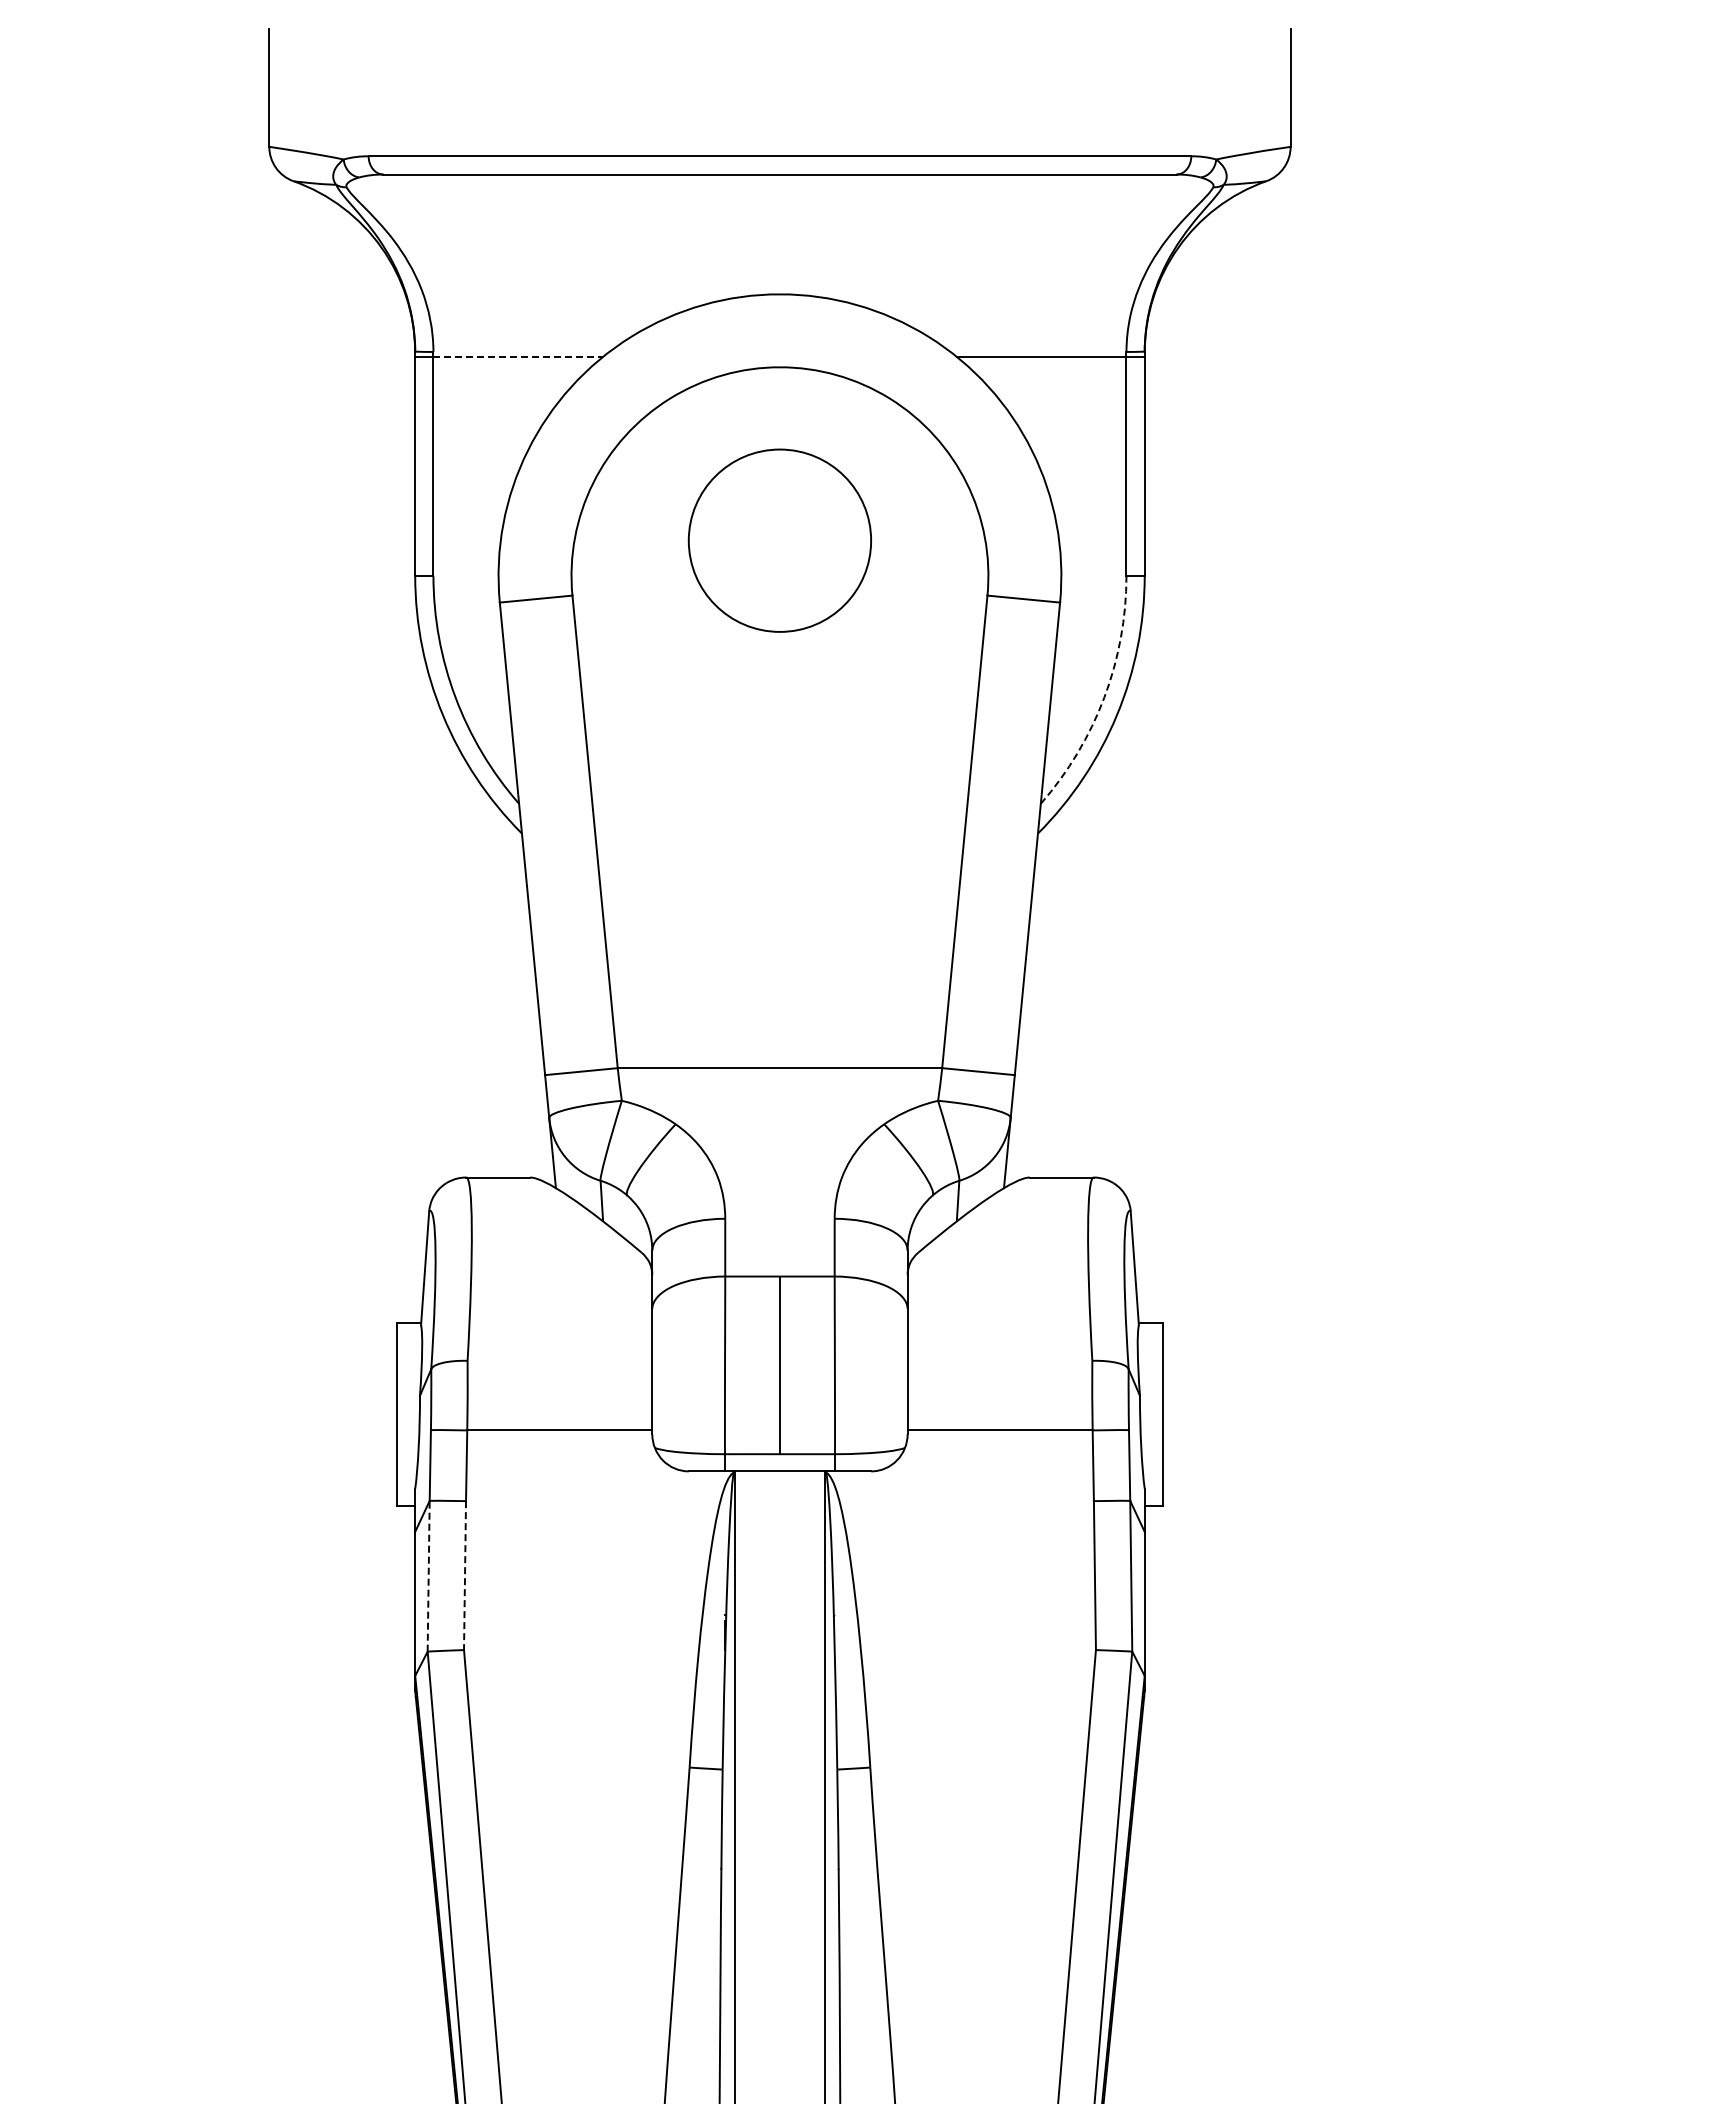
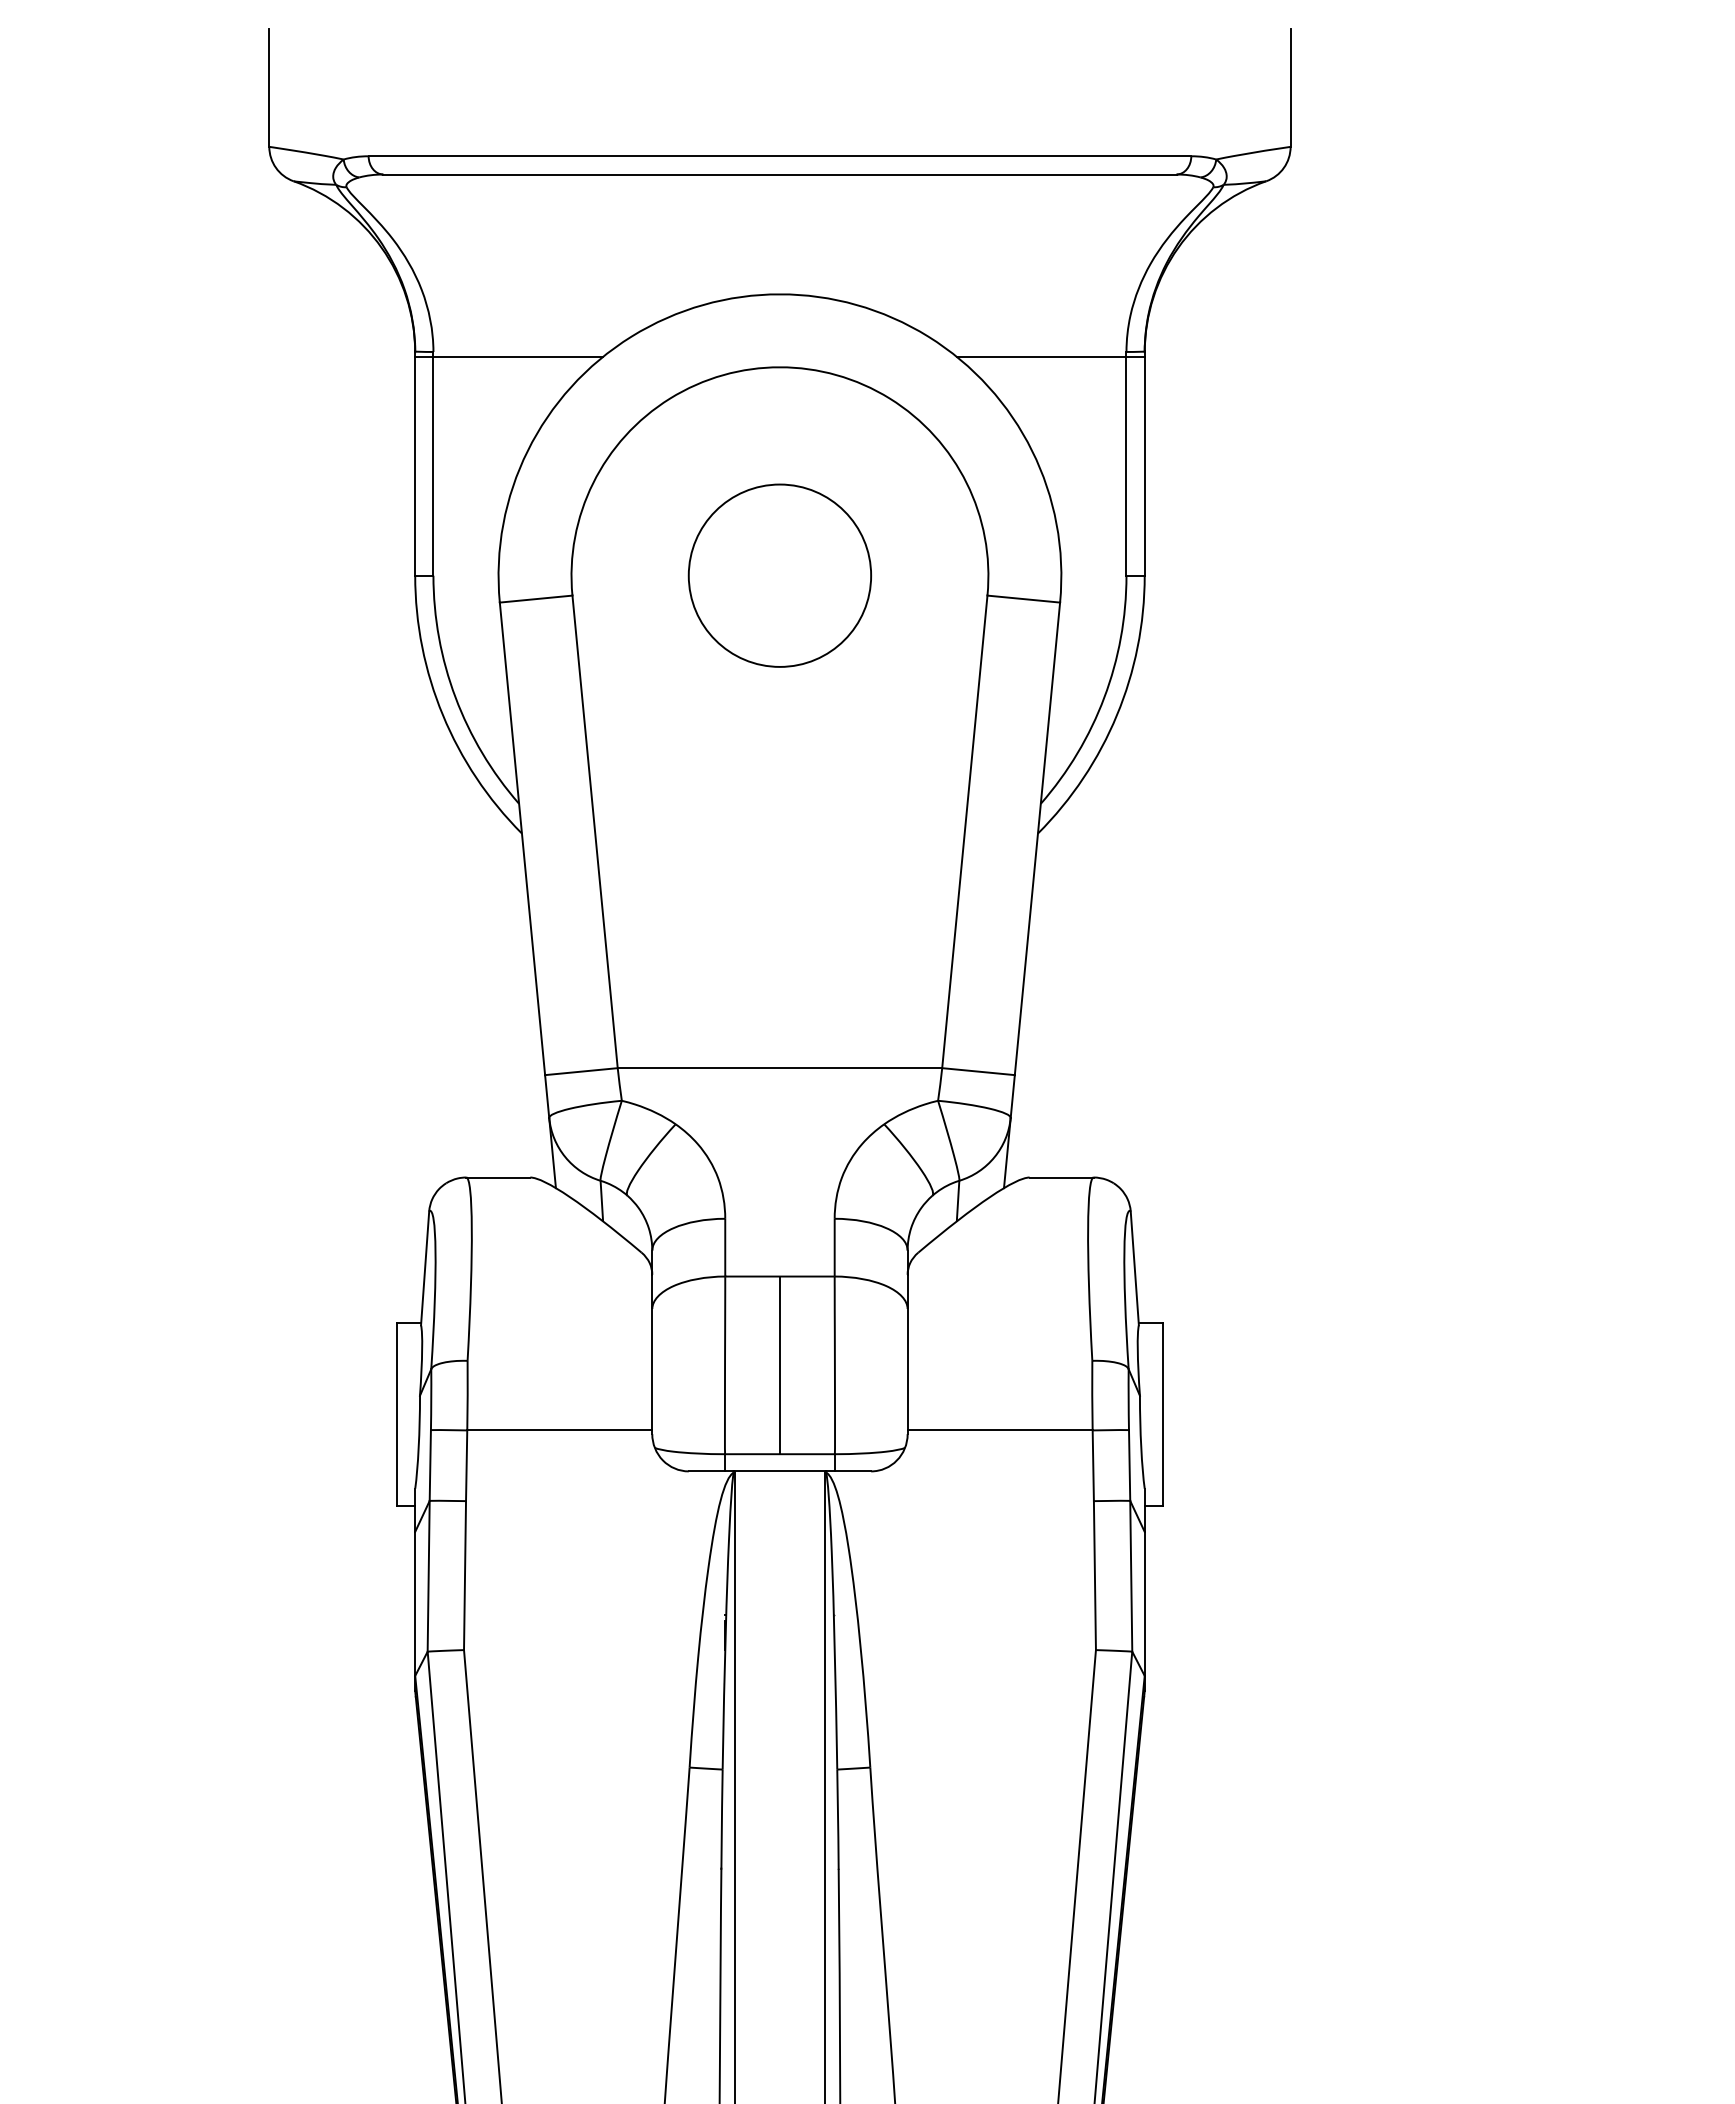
line: dashed -> solid (518, 356)
circle position: (779, 540) -> (779, 575) (779, 575)
arc: dashed -> solid (1104, 697)
line: dashed -> solid (428, 1575)
line: dashed -> solid (465, 1576)
